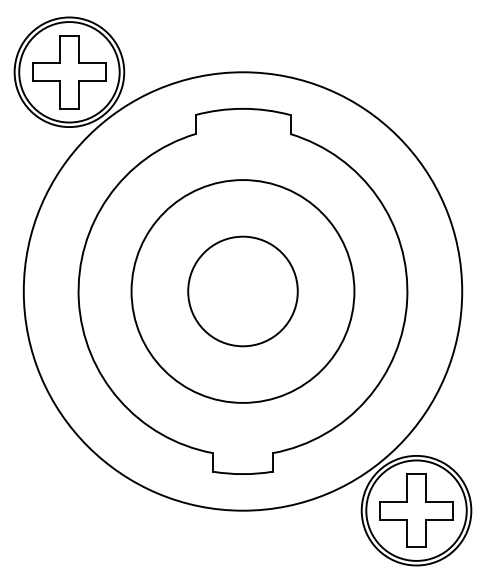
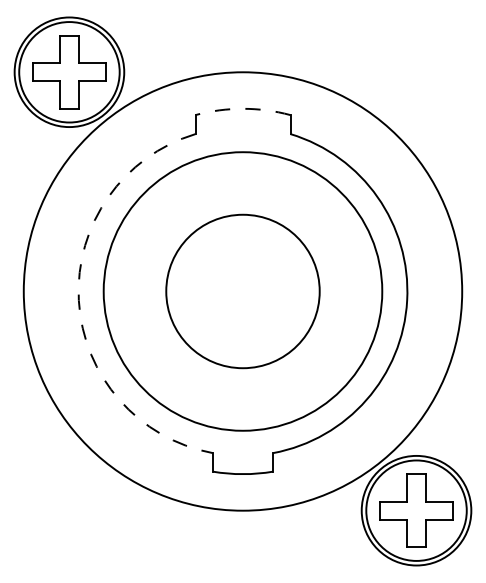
arc: solid -> dashed (242, 108)
circle diameter: 110 px -> 153 px (242, 291)
circle diameter: 223 px -> 279 px (242, 291)
arc: solid -> dashed (78, 300)
